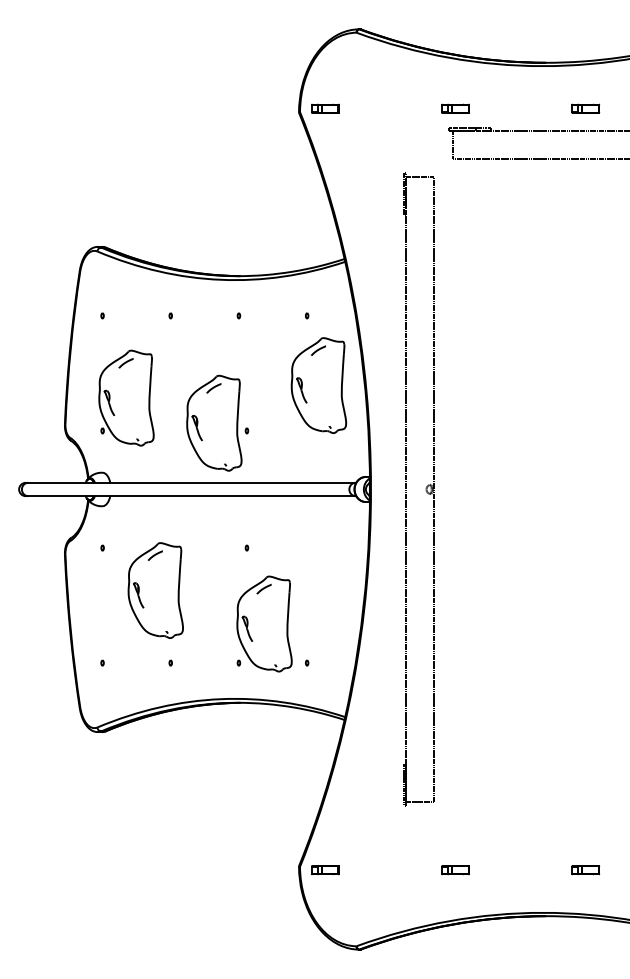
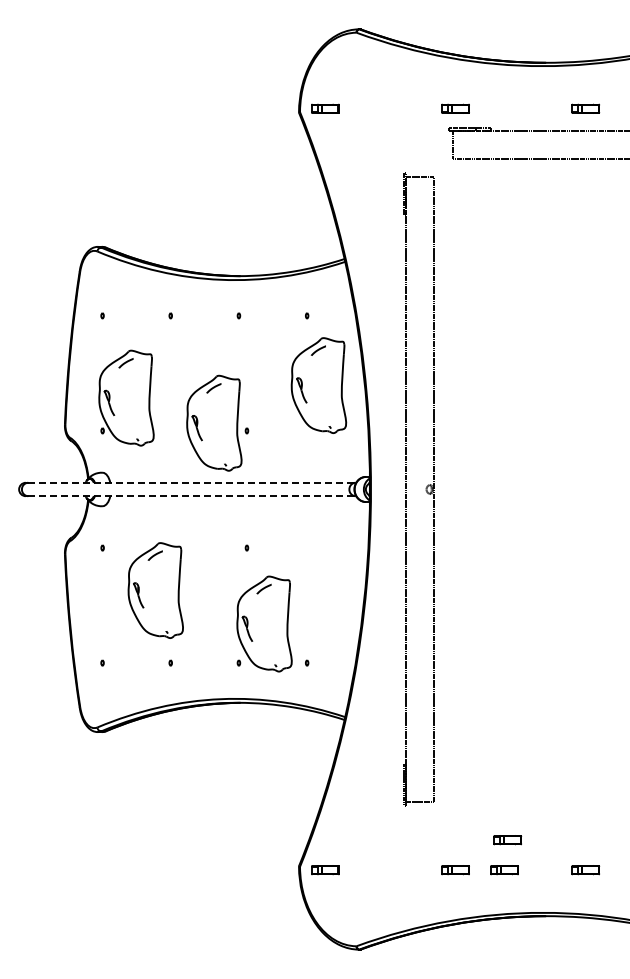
line: solid -> dashed (192, 482)
line: solid -> dashed (192, 496)
part: none -> present (507, 840)
part: none -> present (504, 870)
